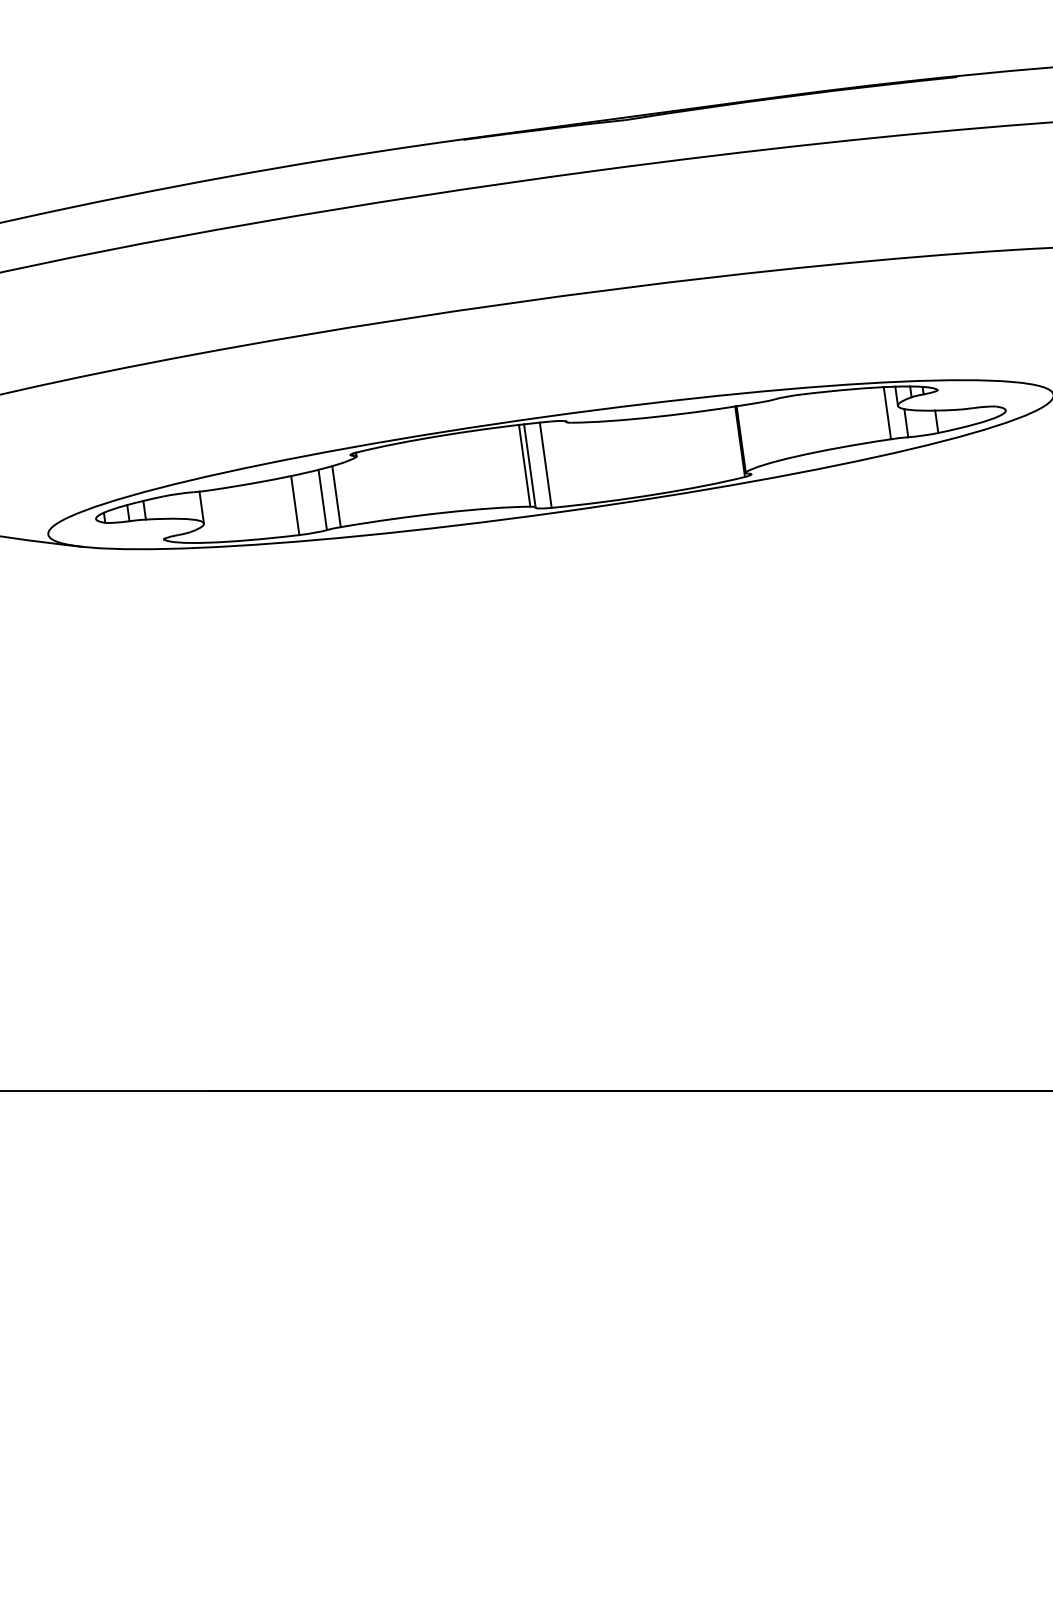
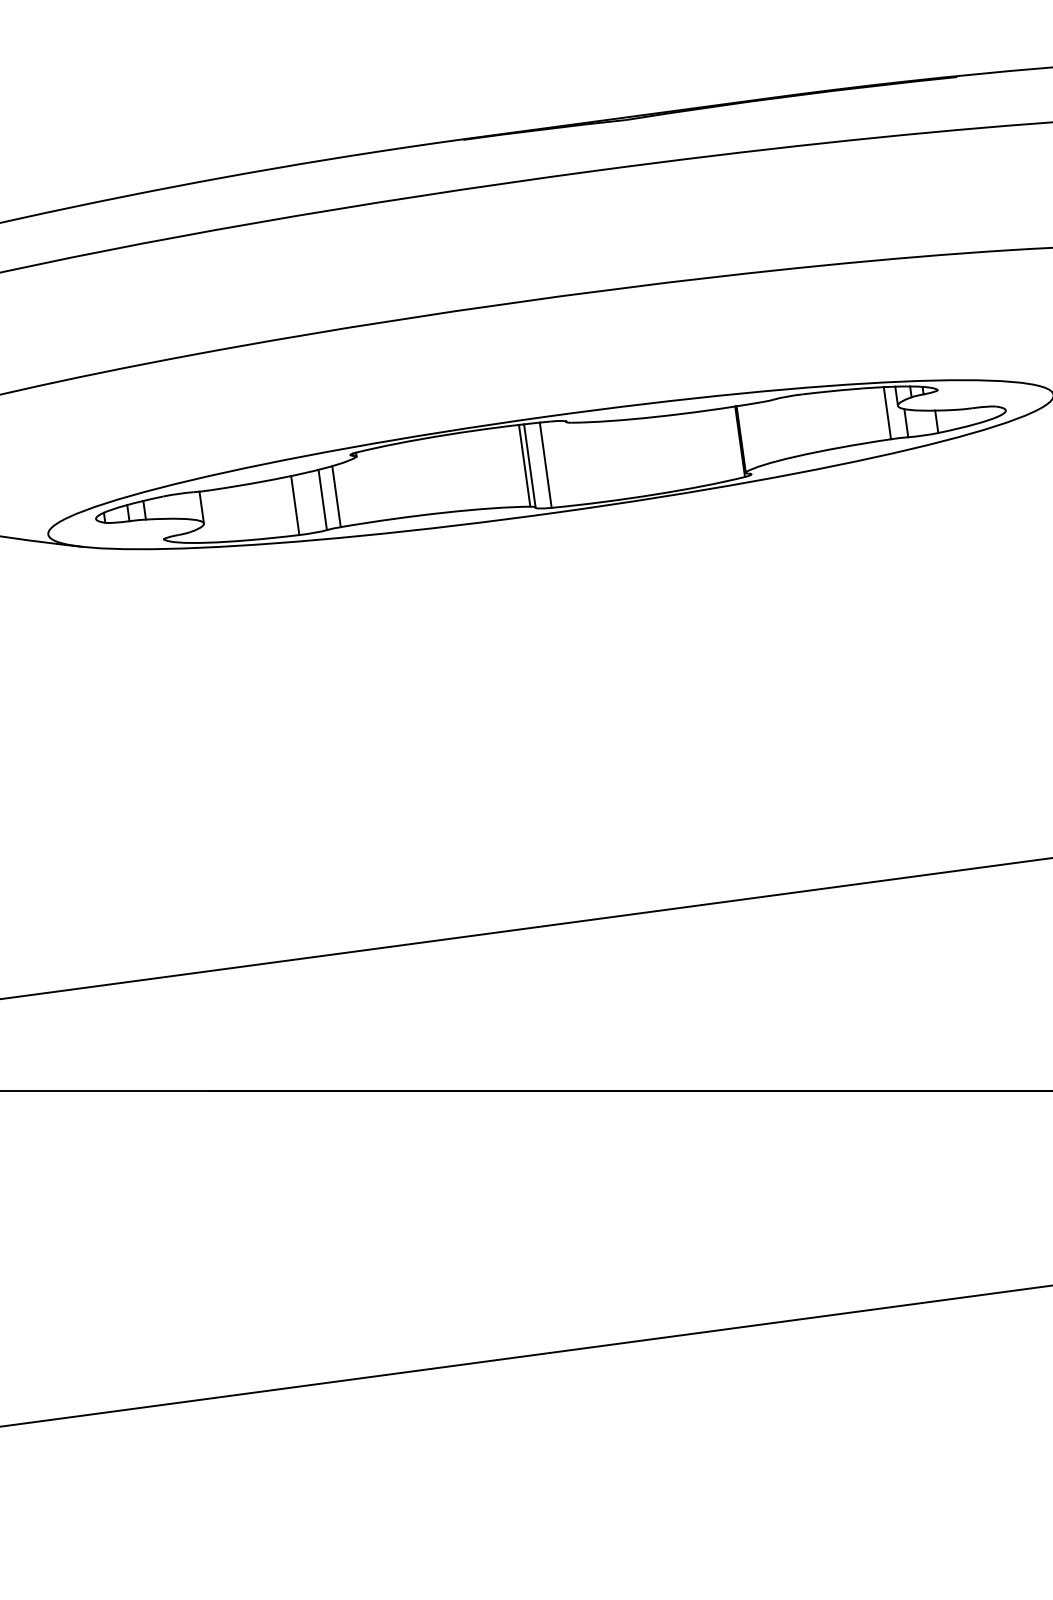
line: none -> present (525, 928)
line: none -> present (525, 1355)
